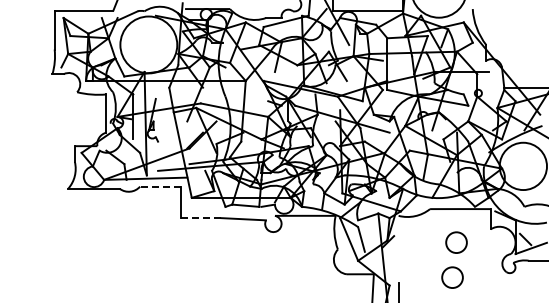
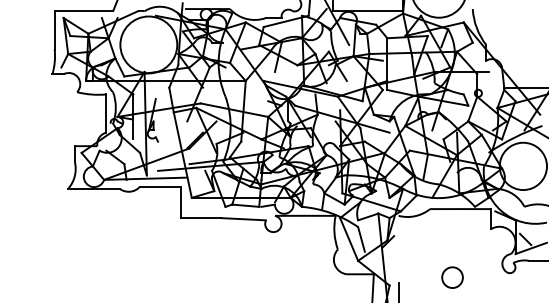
line: dashed -> solid (159, 186)
line: dashed -> solid (200, 218)
circle: present -> none (456, 242)
